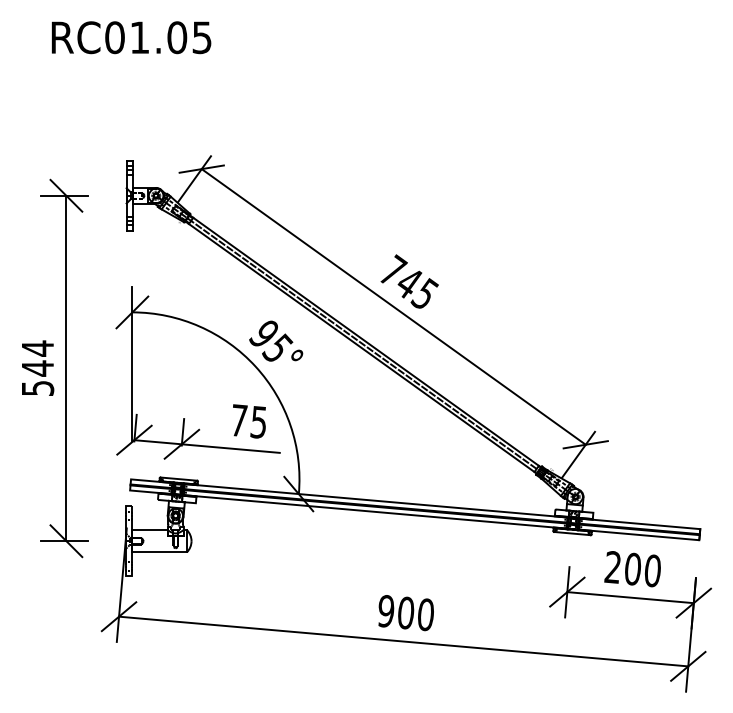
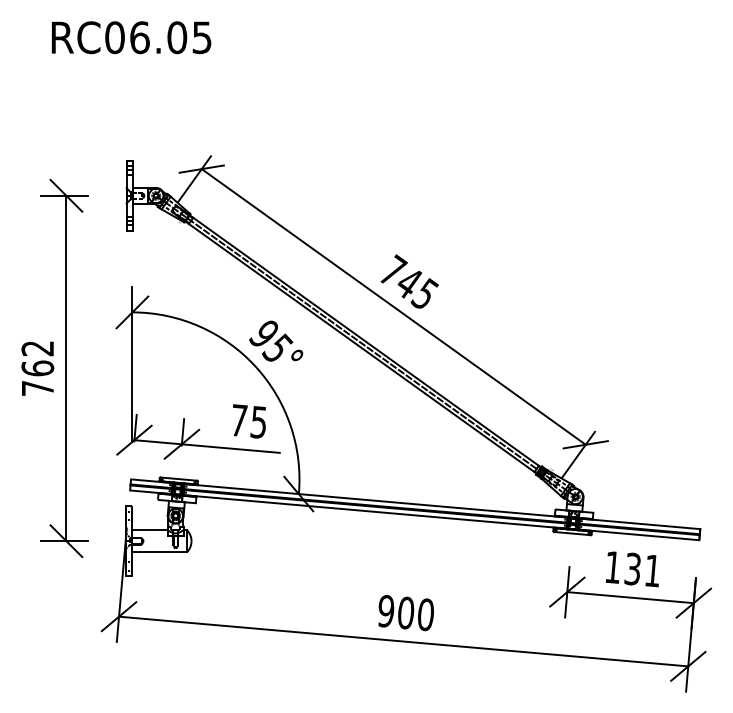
text: RC01.05 -> RC06.05 (139, 37)
text: 544 -> 762 (37, 367)
text: 200 -> 131 (632, 569)
